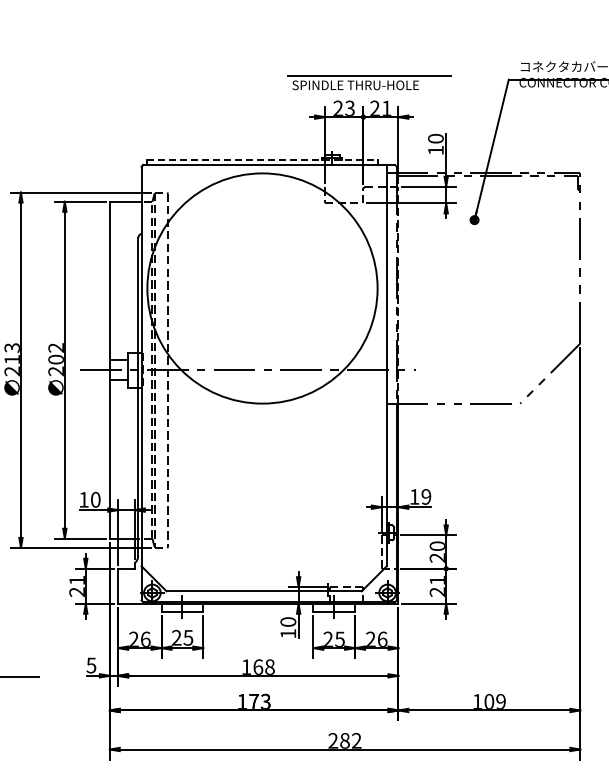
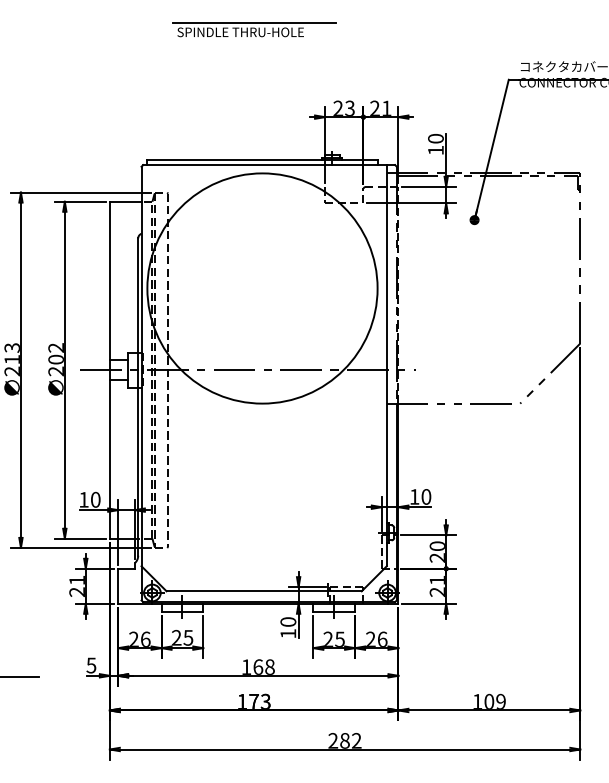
part position: (369, 82) -> (254, 29) (254, 29)
line: dashed -> solid (262, 159)
text: 19 -> 10 (426, 496)
